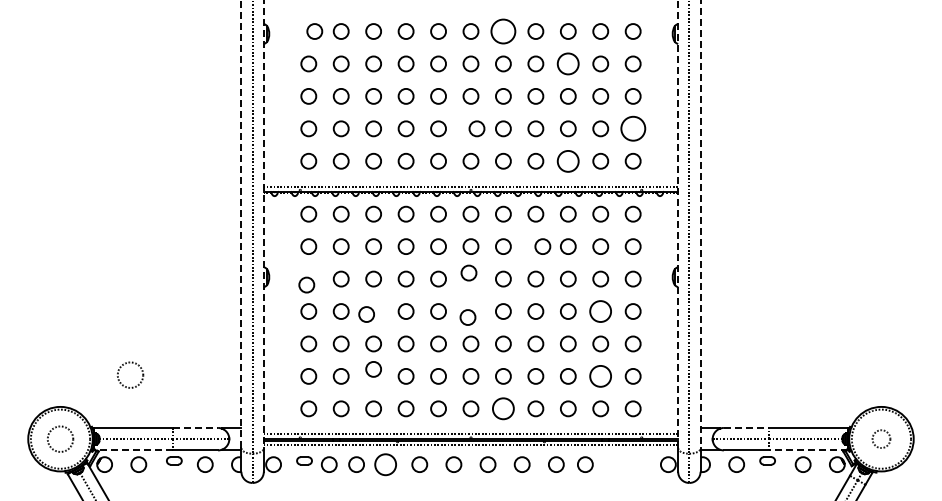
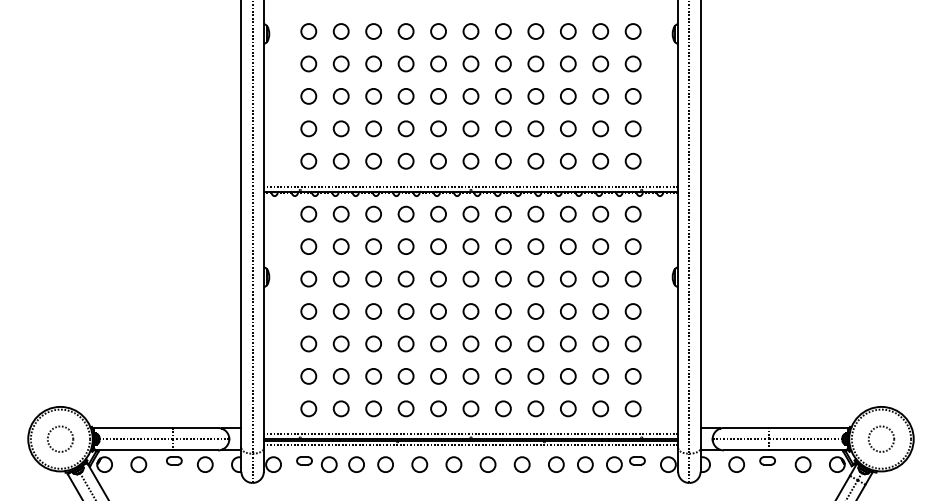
circle position: (314, 31) -> (308, 31) (308, 31)
circle size: 27x27 px -> 17x17 px (503, 31)
circle size: 24x24 px -> 17x18 px (568, 63)
circle position: (476, 128) -> (470, 128) (470, 128)
circle size: 27x27 px -> 18x18 px (632, 128)
circle size: 24x23 px -> 17x18 px (568, 160)
line: dashed -> solid (241, 224)
line: dashed -> solid (263, 224)
line: dashed -> solid (678, 224)
line: dashed -> solid (700, 224)
circle position: (542, 246) -> (535, 246) (535, 246)
circle position: (468, 272) -> (470, 278) (470, 278)
circle position: (306, 284) -> (308, 278) (308, 278)
circle size: 23x23 px -> 18x17 px (600, 311)
circle position: (366, 314) -> (373, 311) (373, 311)
circle position: (467, 317) -> (470, 311) (470, 311)
circle position: (373, 369) -> (373, 376) (373, 376)
circle: present -> none (130, 374)
circle size: 23x23 px -> 18x17 px (600, 376)
circle size: 23x24 px -> 17x18 px (503, 408)
line: dashed -> solid (195, 427)
line: dashed -> solid (746, 427)
circle size: 21x20 px -> 29x28 px (881, 438)
line: dashed -> solid (133, 450)
line: dashed -> solid (807, 450)
circle size: 23x24 px -> 17x17 px (385, 464)
part: none -> present (625, 464)
